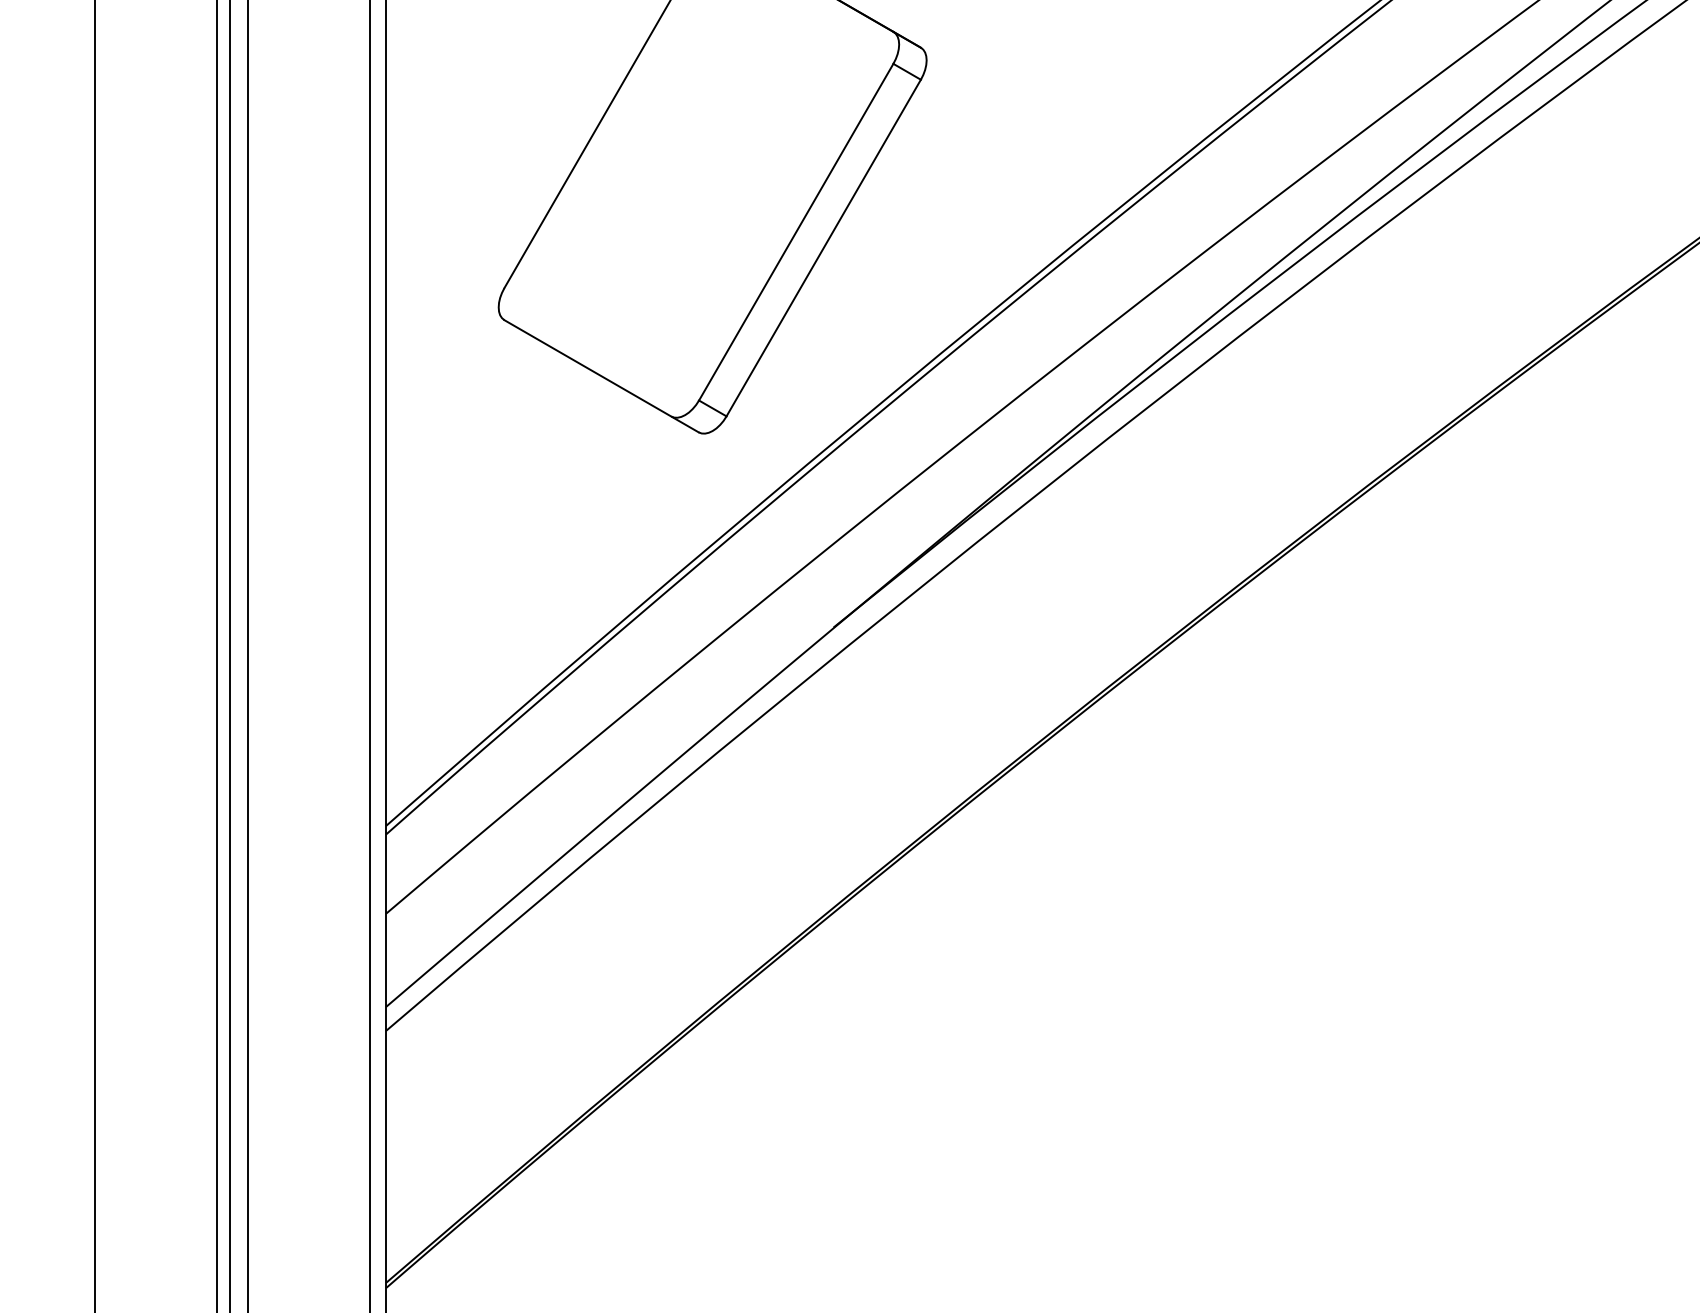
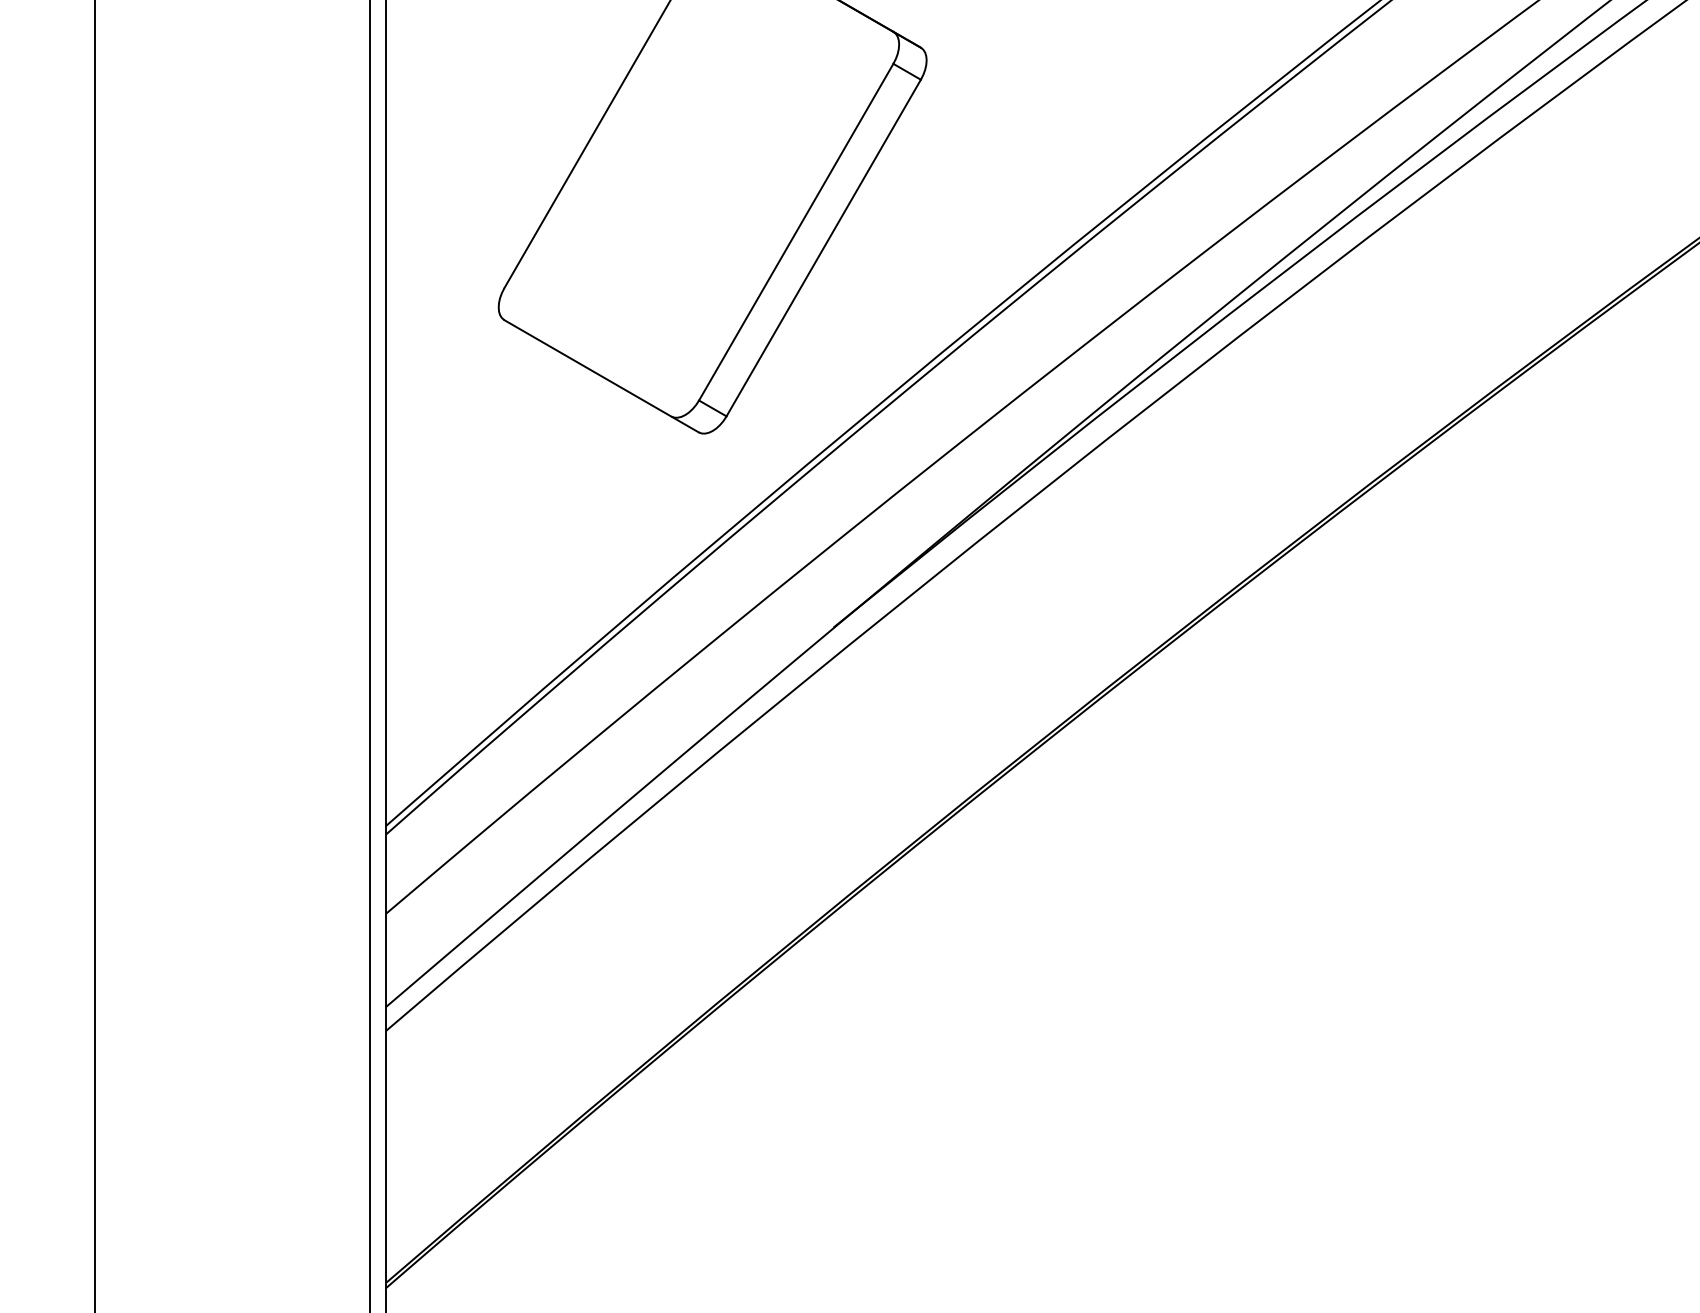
line: present -> none (216, 655)
line: present -> none (230, 655)
line: present -> none (248, 655)
